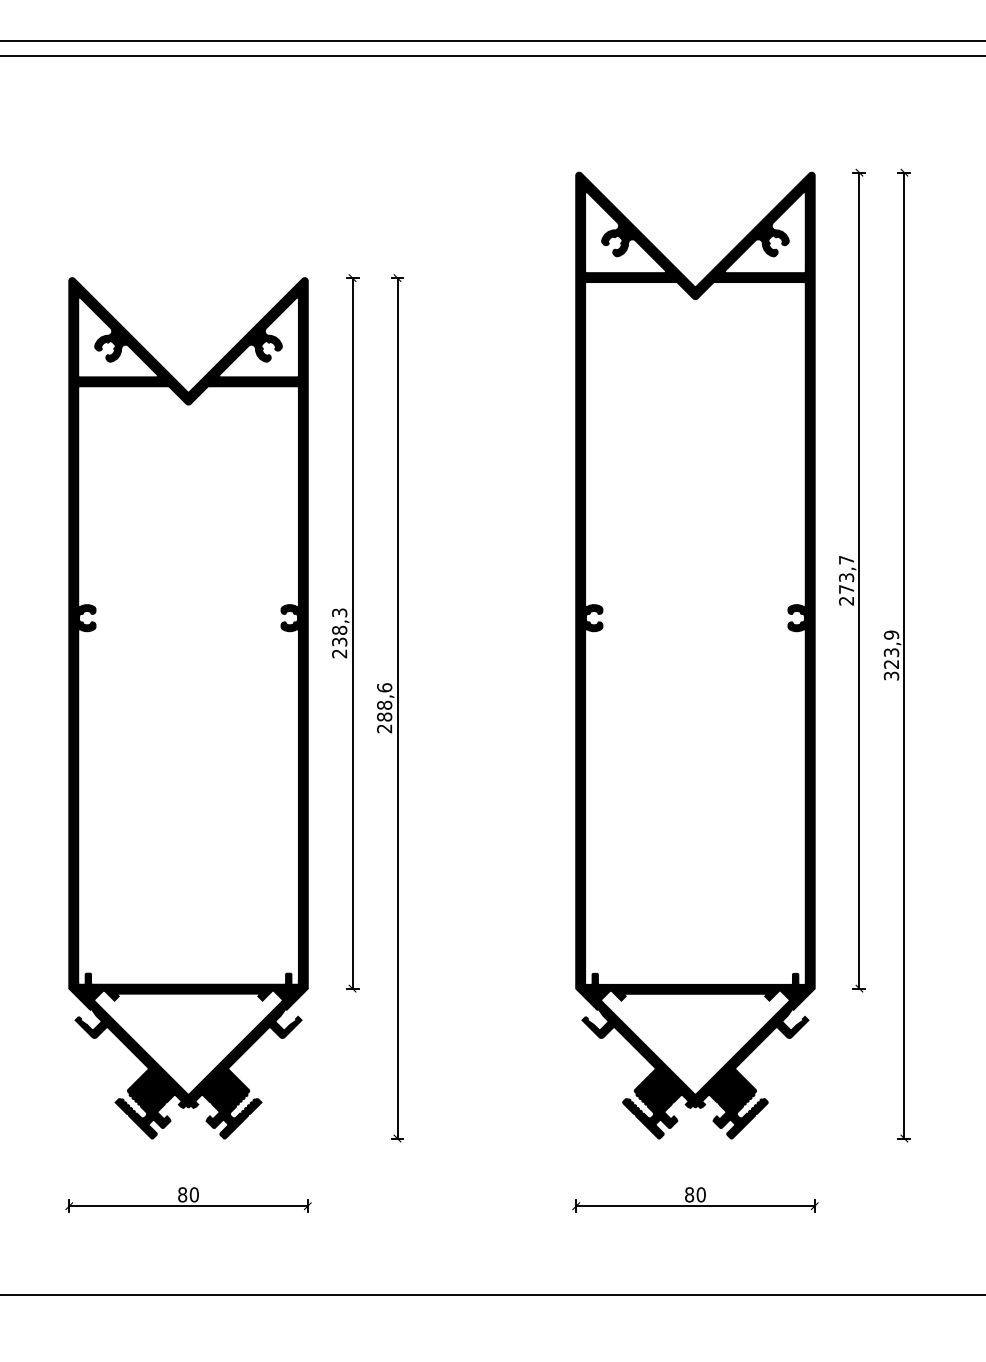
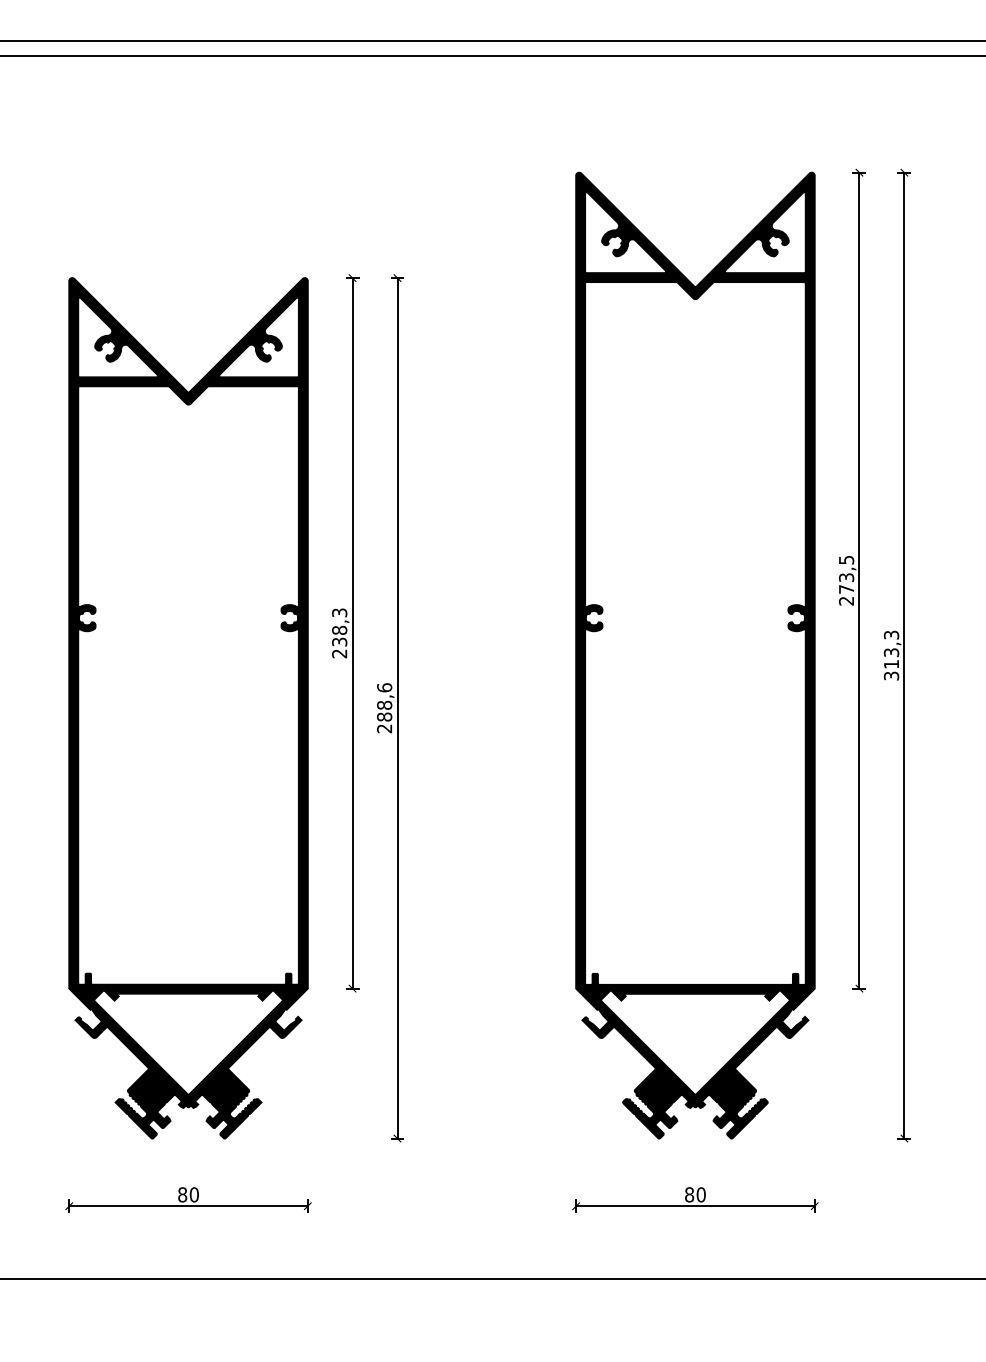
text: 273,7 -> 273,5 (846, 559)
text: 323,9 -> 313,3 (890, 649)
line position: (492, 1294) -> (492, 1278) (492, 1278)
